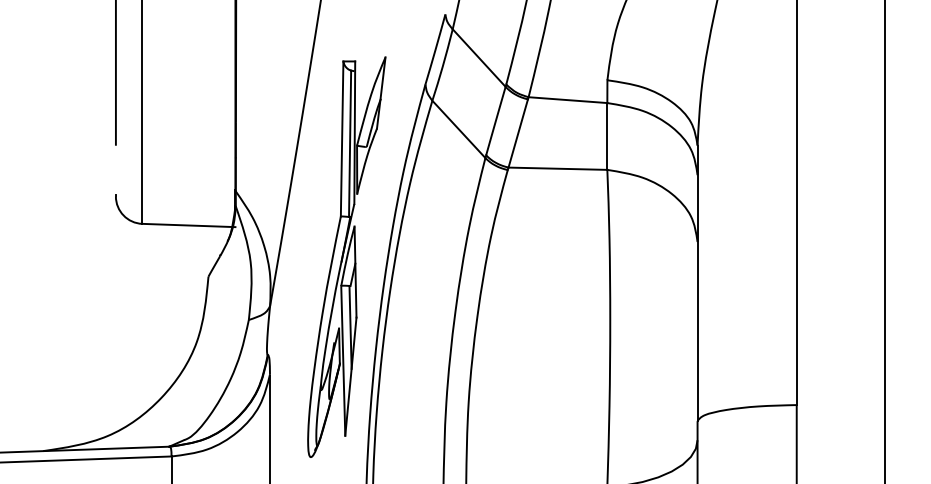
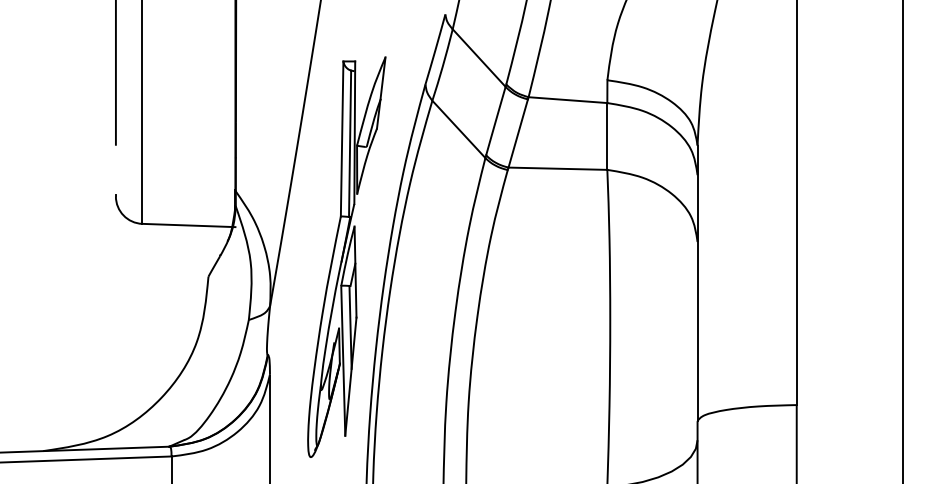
line position: (885, 241) -> (903, 241) (903, 241)
